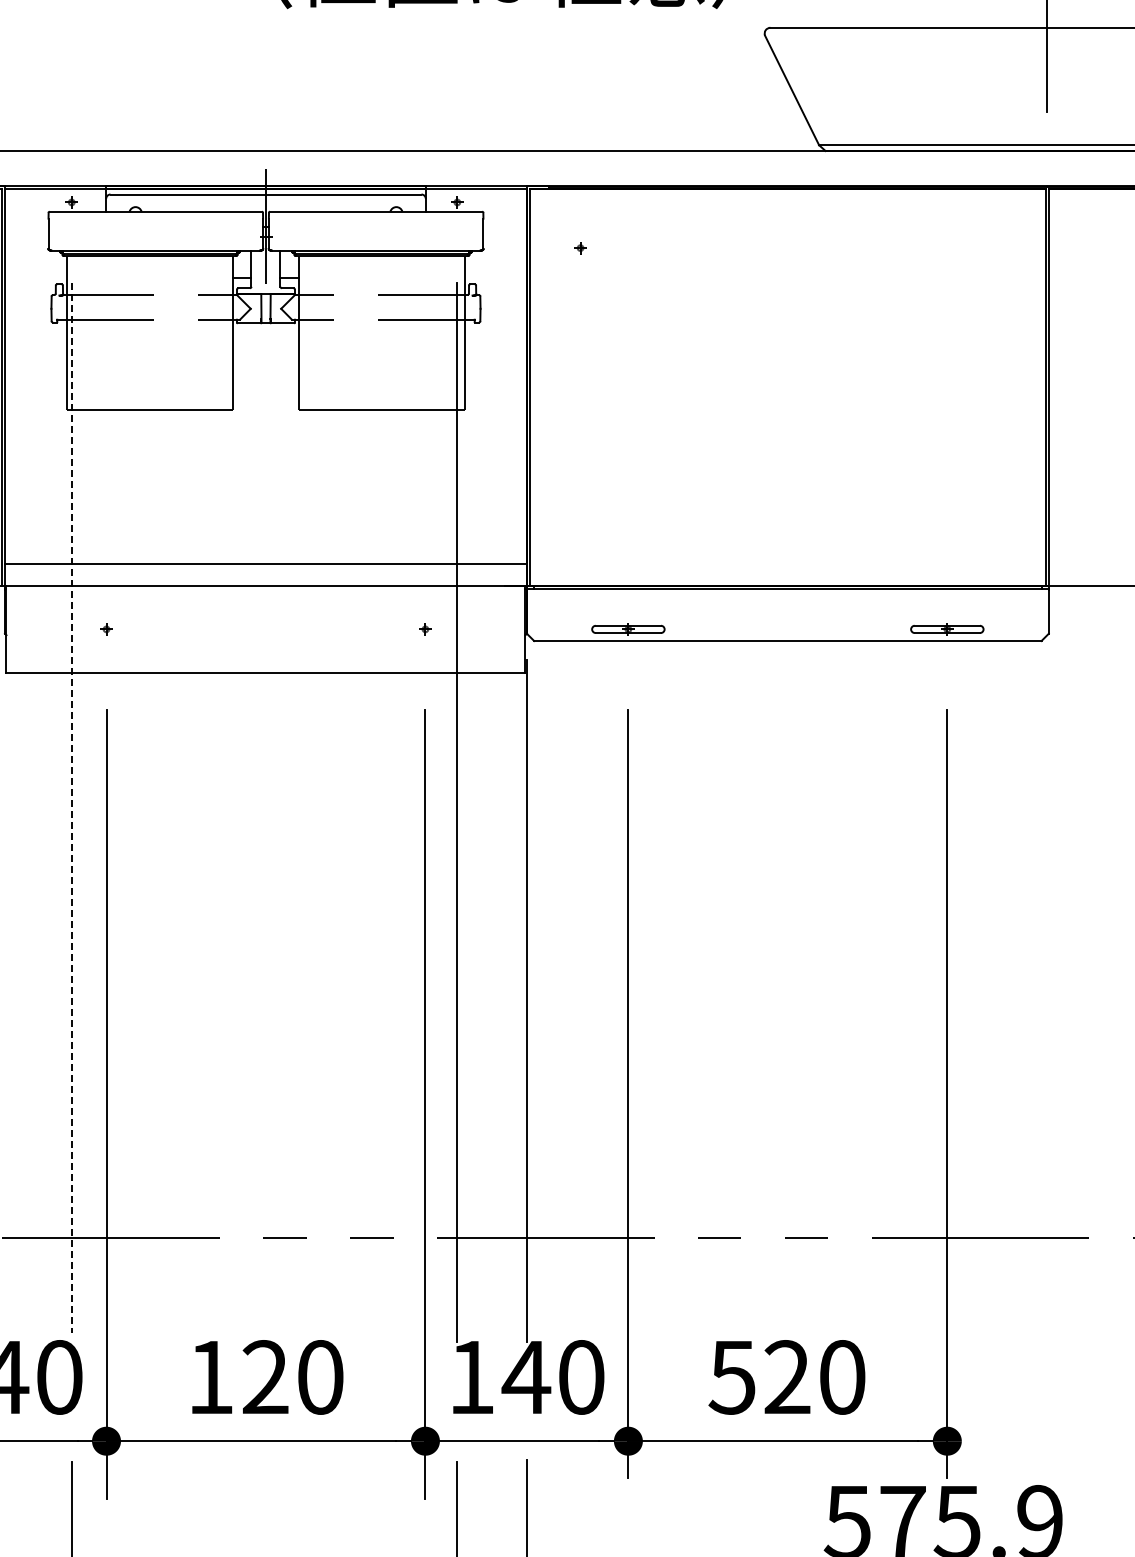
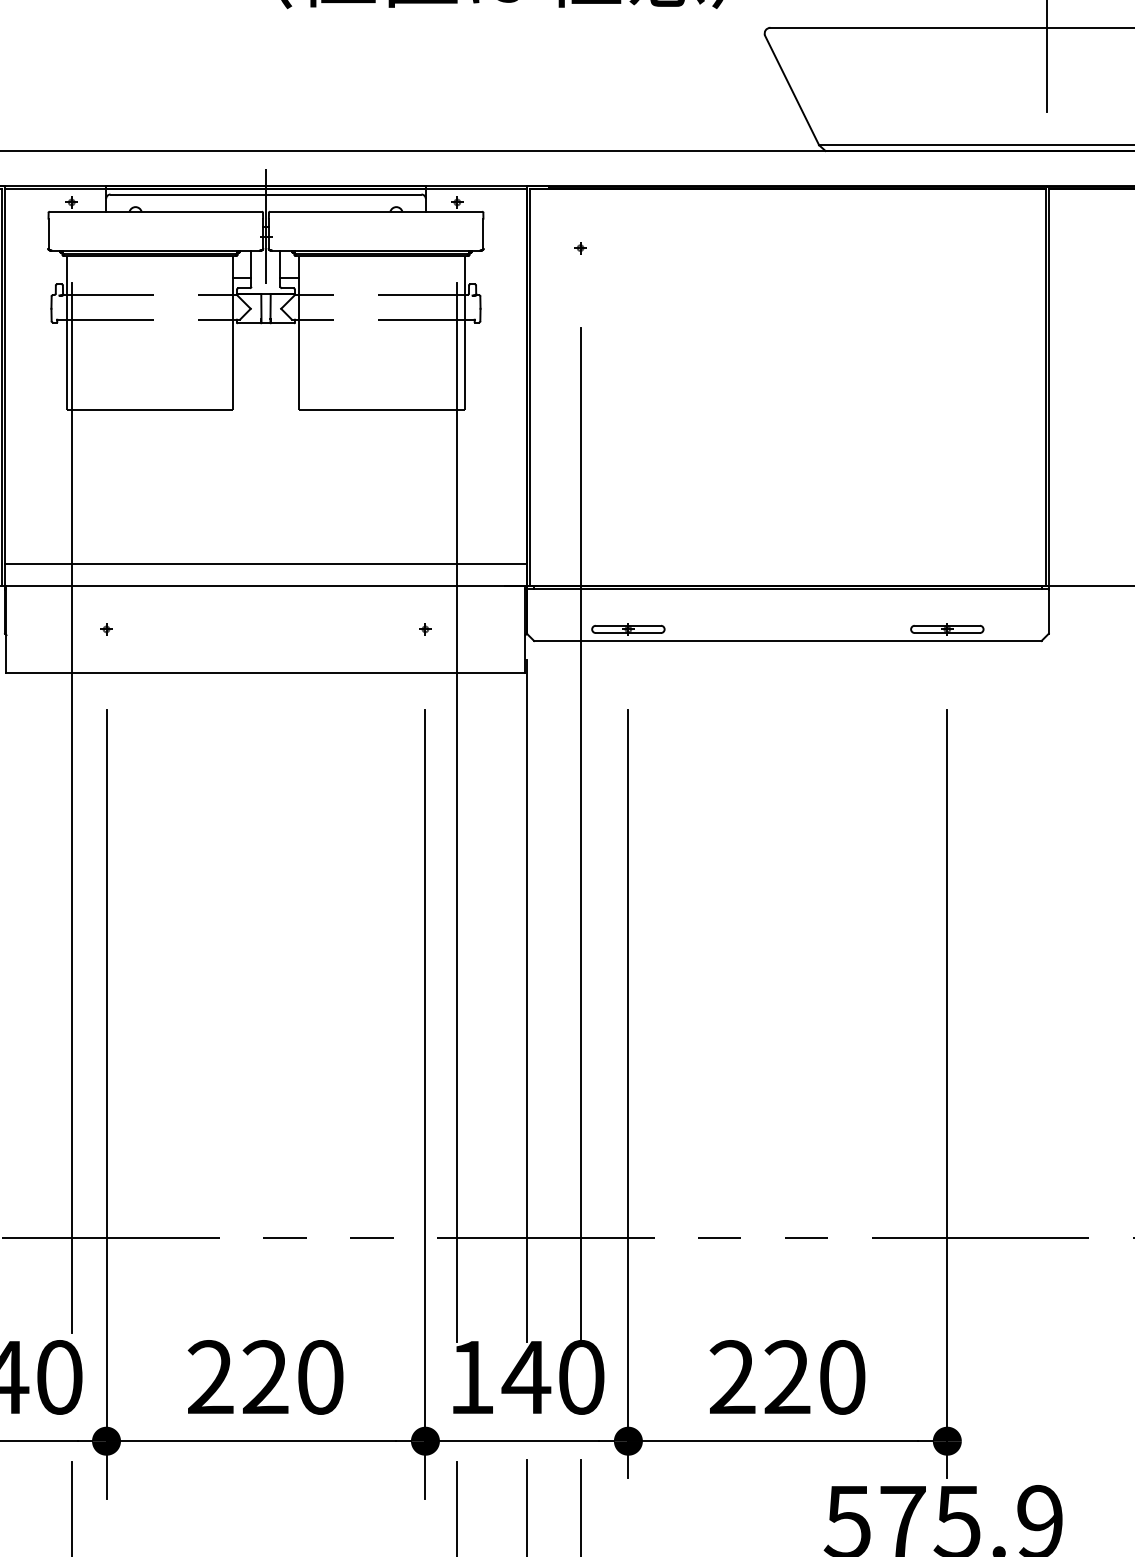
line: dashed -> solid (71, 808)
line: none -> present (580, 834)
text: 120 -> 220 (210, 1376)
text: 520 -> 220 (731, 1377)
line: none -> present (580, 1506)
